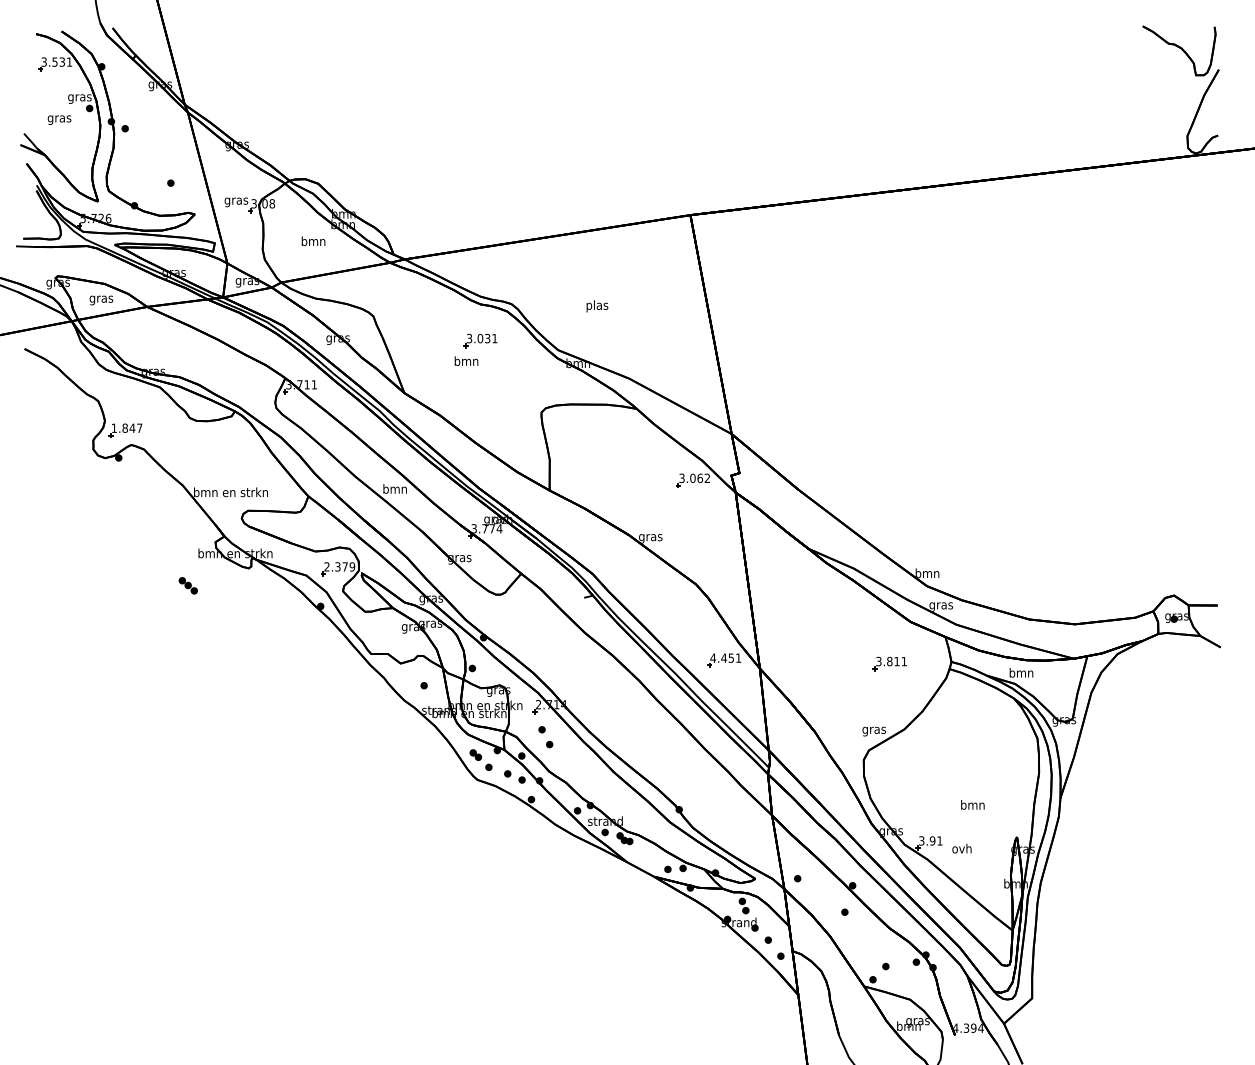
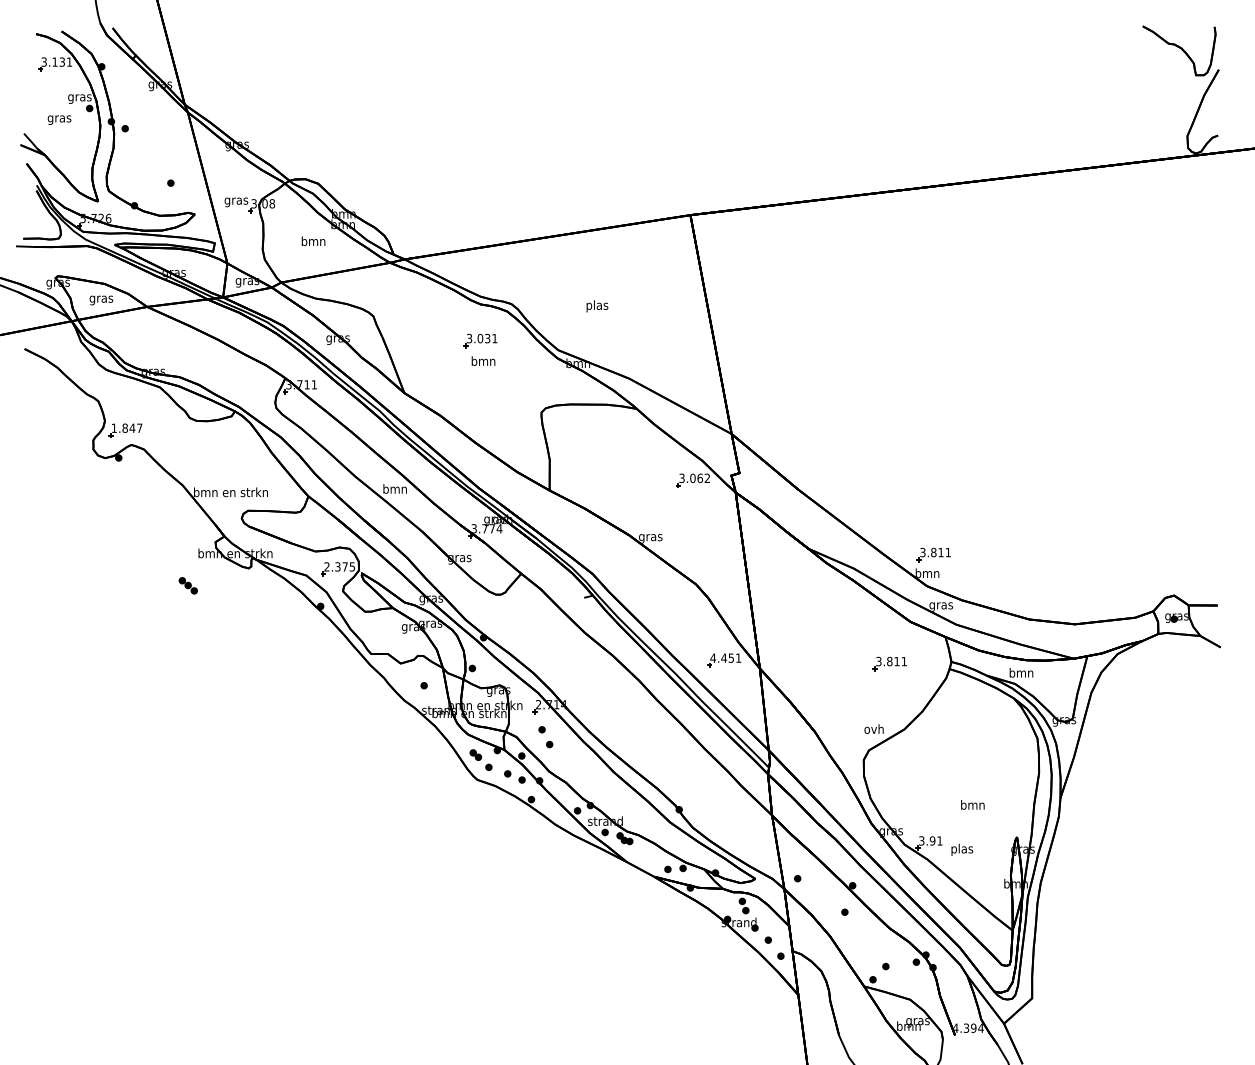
text: 3.531 -> 3.131 (54, 61)
text position: (466, 360) -> (483, 360) (483, 360)
part: none -> present (933, 554)
text: 2.379 -> 2.375 (352, 566)
text: gras -> ovh (873, 730)
text: ovh -> plas (962, 849)
